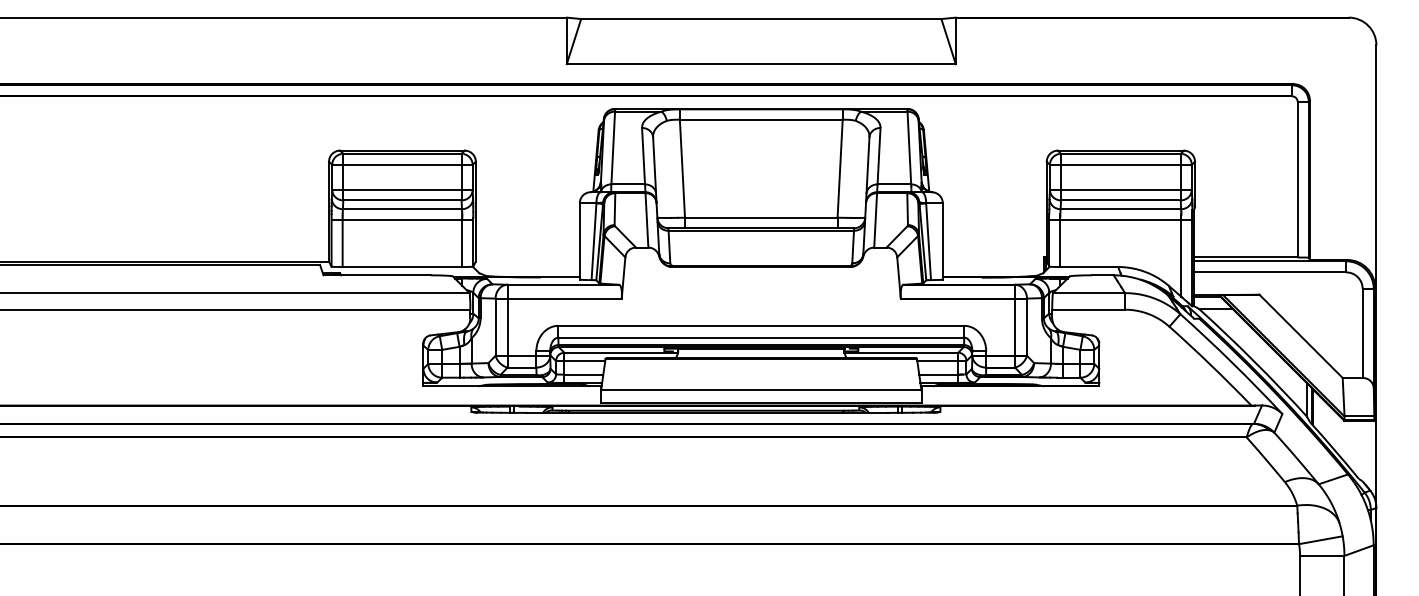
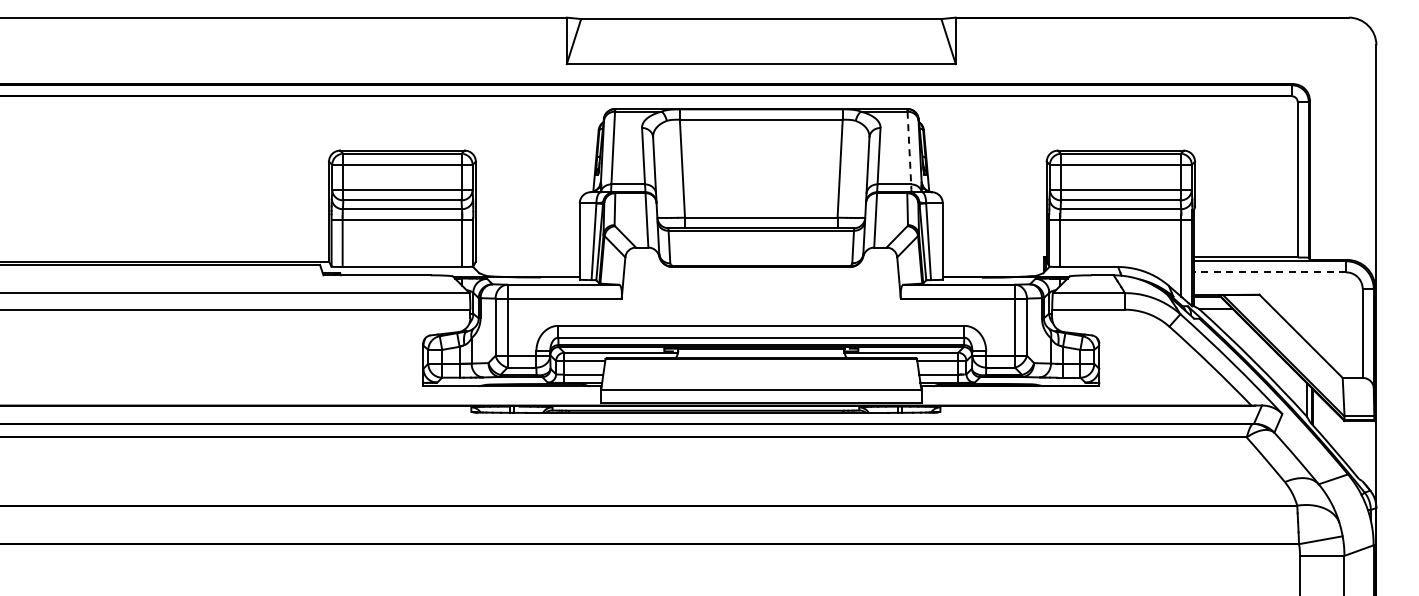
line: solid -> dashed (909, 149)
line: solid -> dashed (1269, 272)
